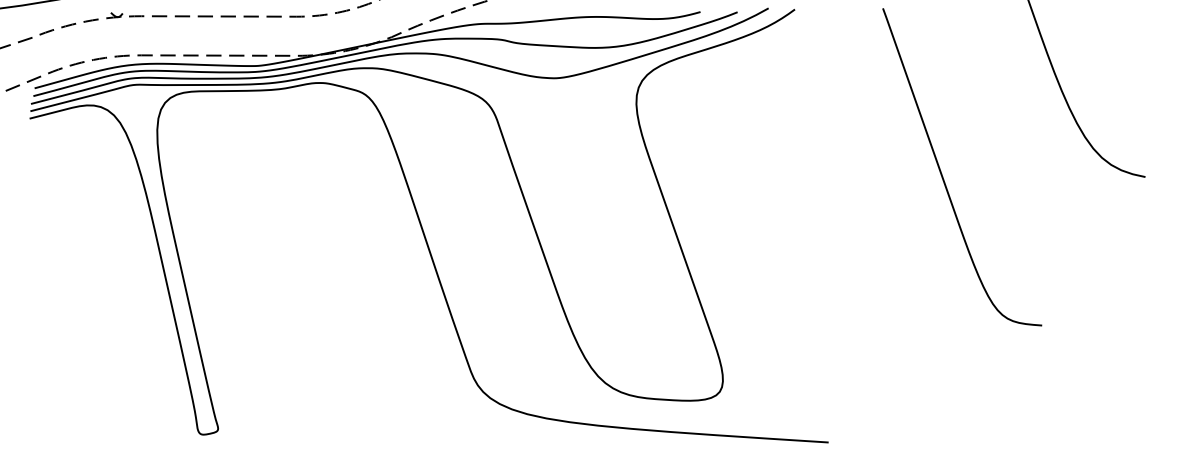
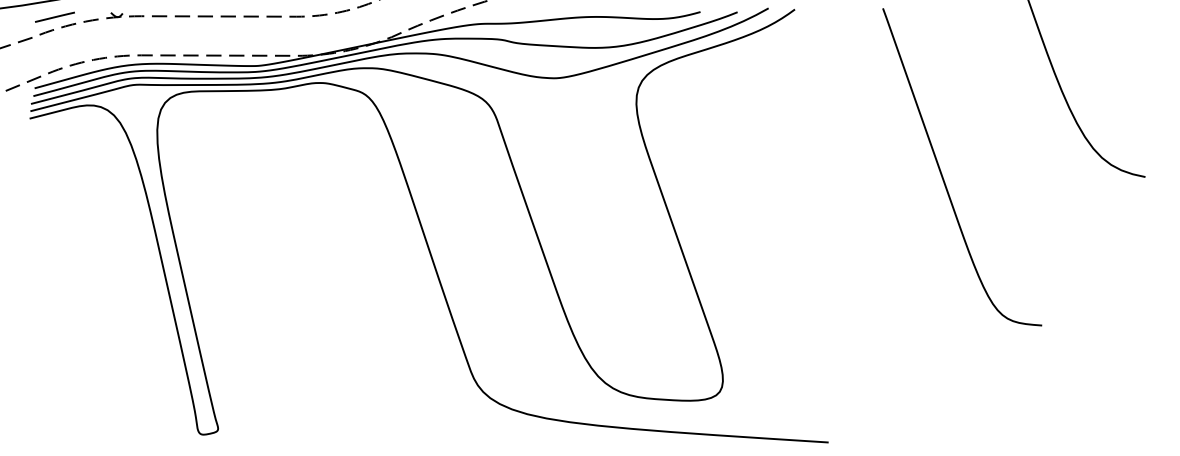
line: none -> present (54, 16)
